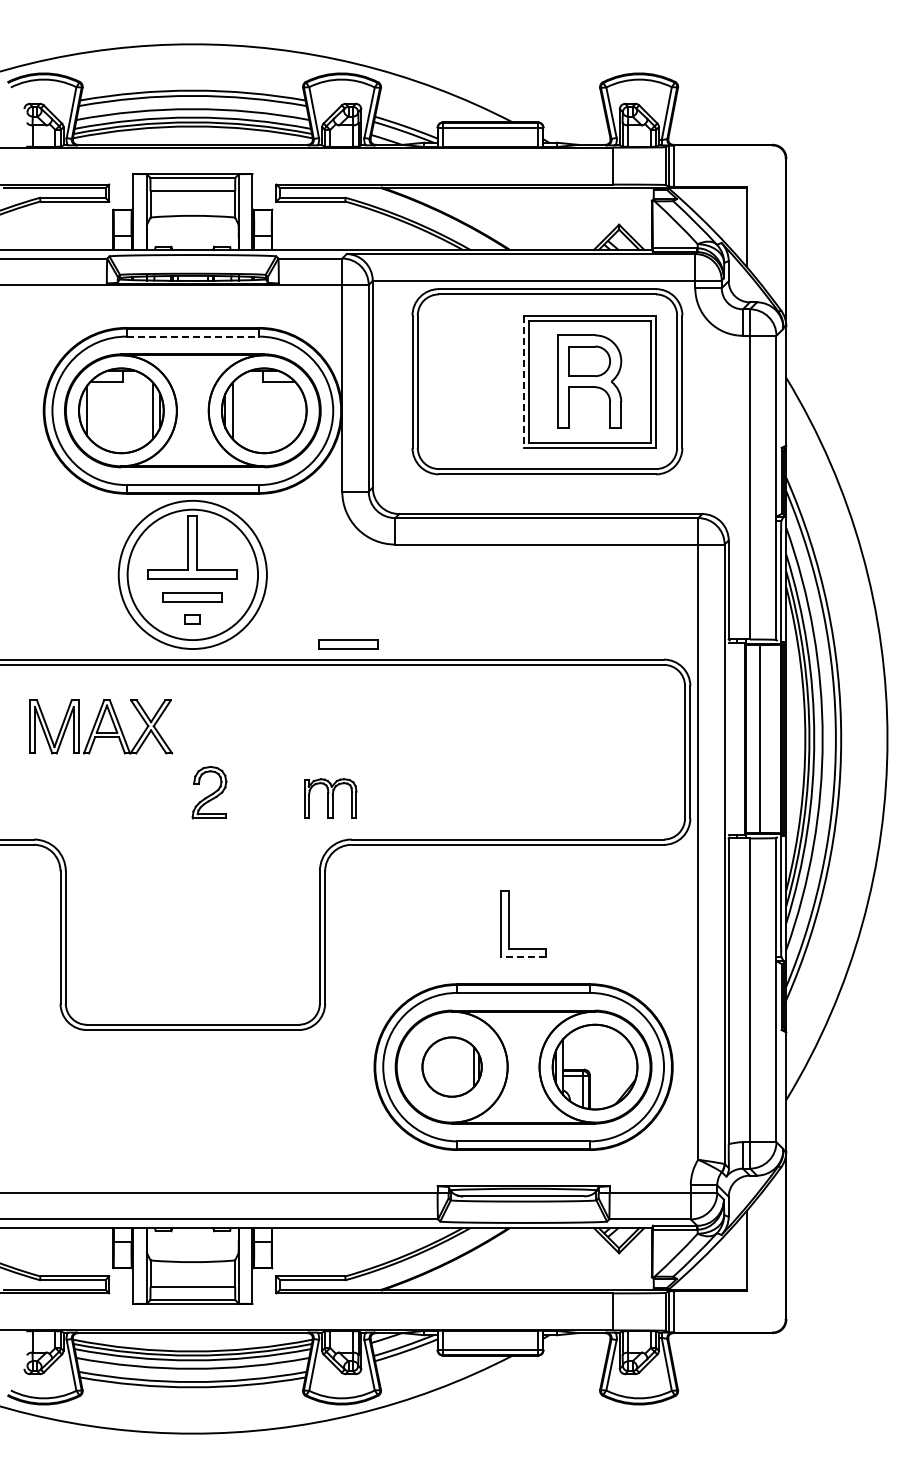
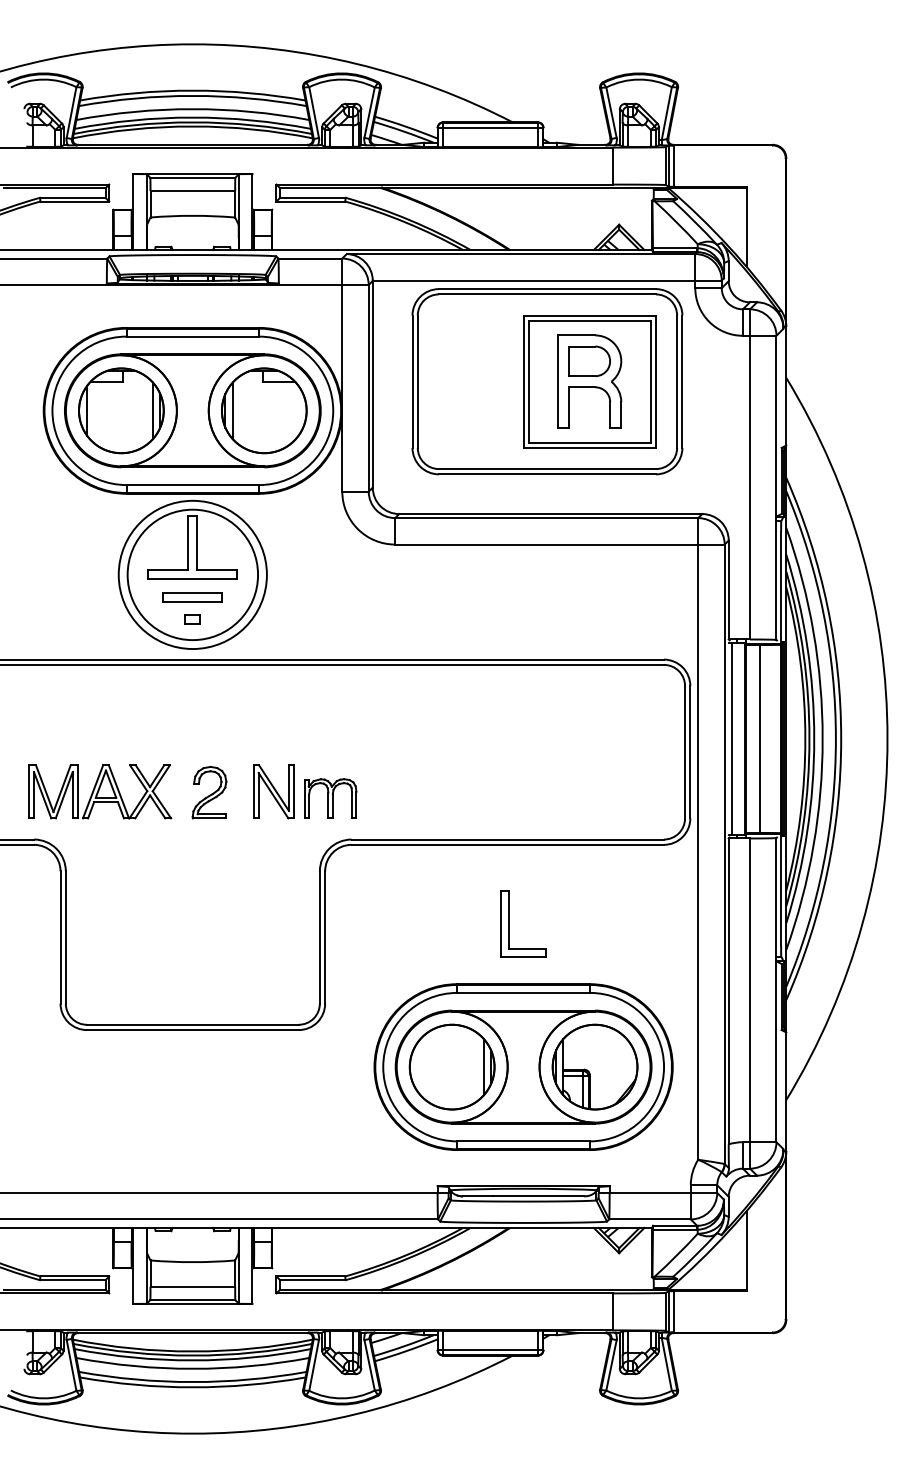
line: dashed -> solid (193, 336)
line: dashed -> solid (523, 382)
part: present -> none (348, 644)
part position: (101, 726) -> (100, 791) (100, 791)
line: none -> present (732, 738)
part: none -> present (273, 791)
line: dashed -> solid (523, 957)
part size: 62x62 px -> 88x88 px (451, 1066)
